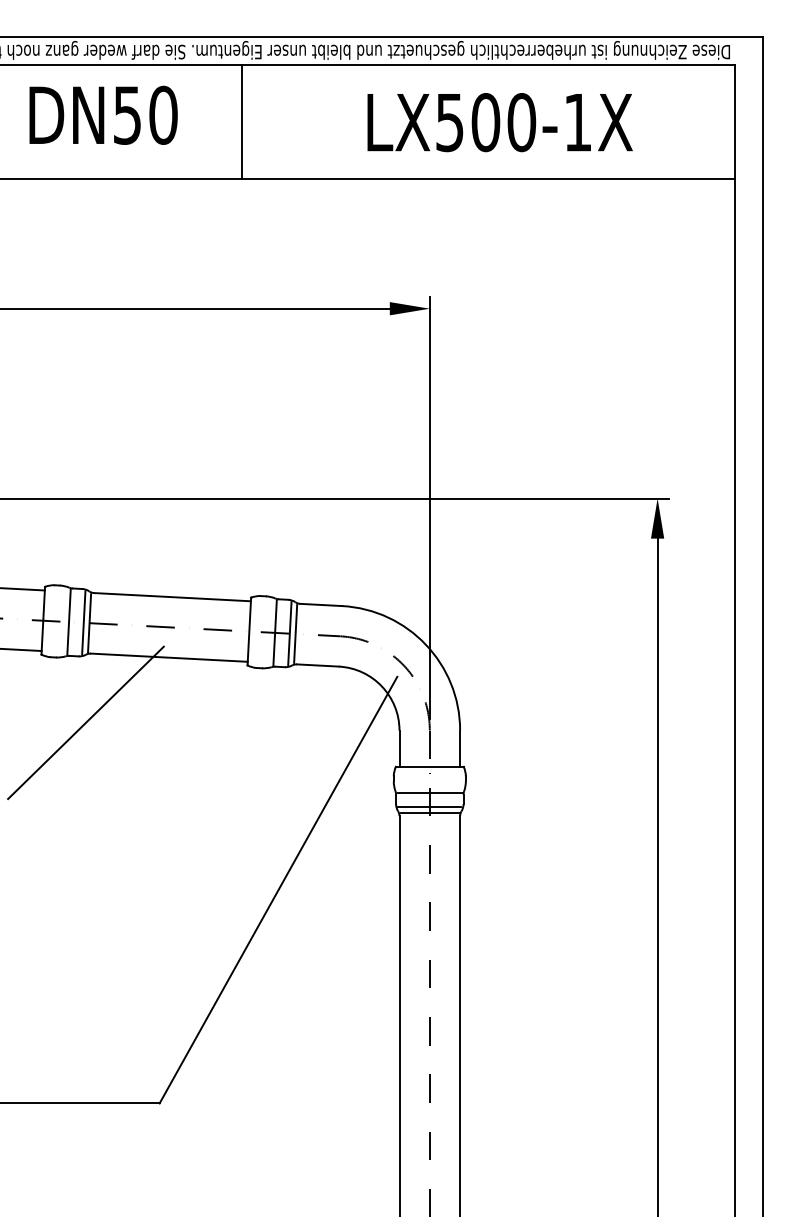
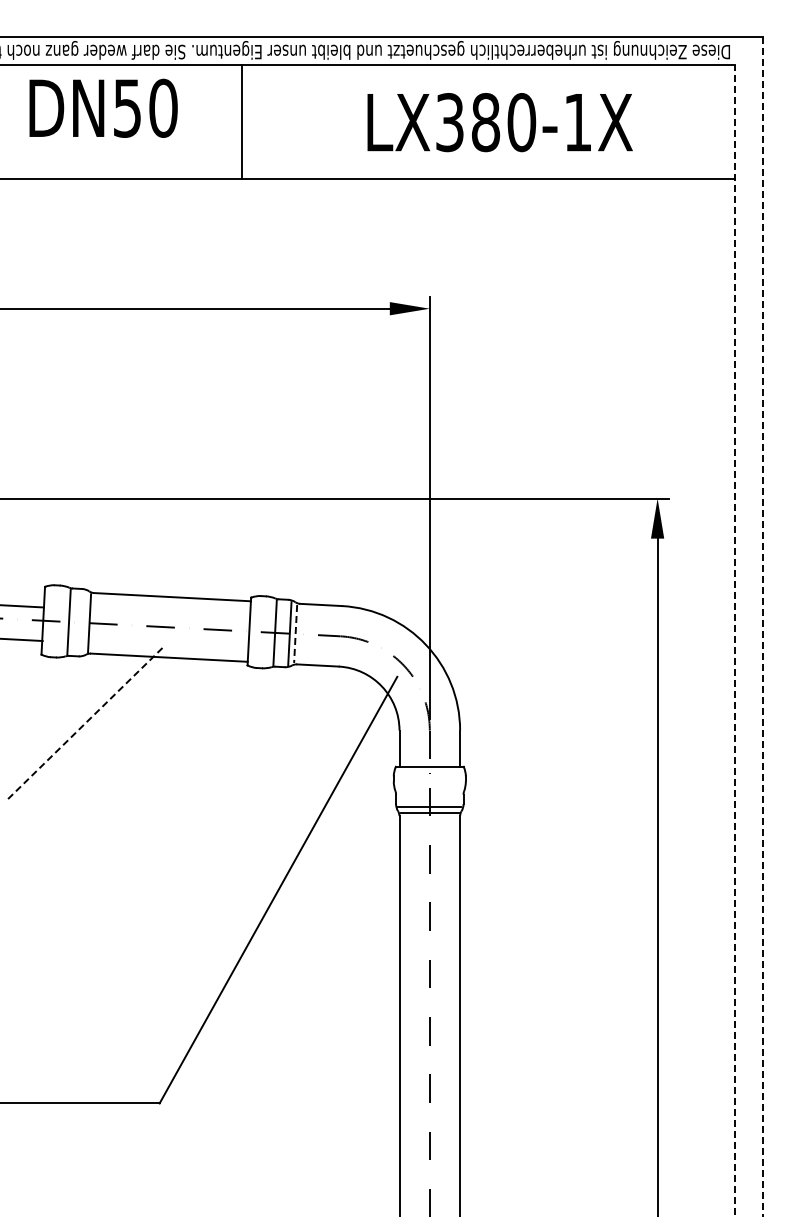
text position: (103, 114) -> (103, 107) (103, 107)
text: LX500-1X -> LX380-1X (468, 122)
line position: (23, 589) -> (22, 606) (22, 606)
line: present -> none (83, 622)
line: solid -> dashed (763, 626)
line: solid -> dashed (295, 634)
line: solid -> dashed (734, 640)
line position: (21, 649) -> (22, 639) (22, 639)
line: solid -> dashed (85, 722)
line: present -> none (429, 792)
